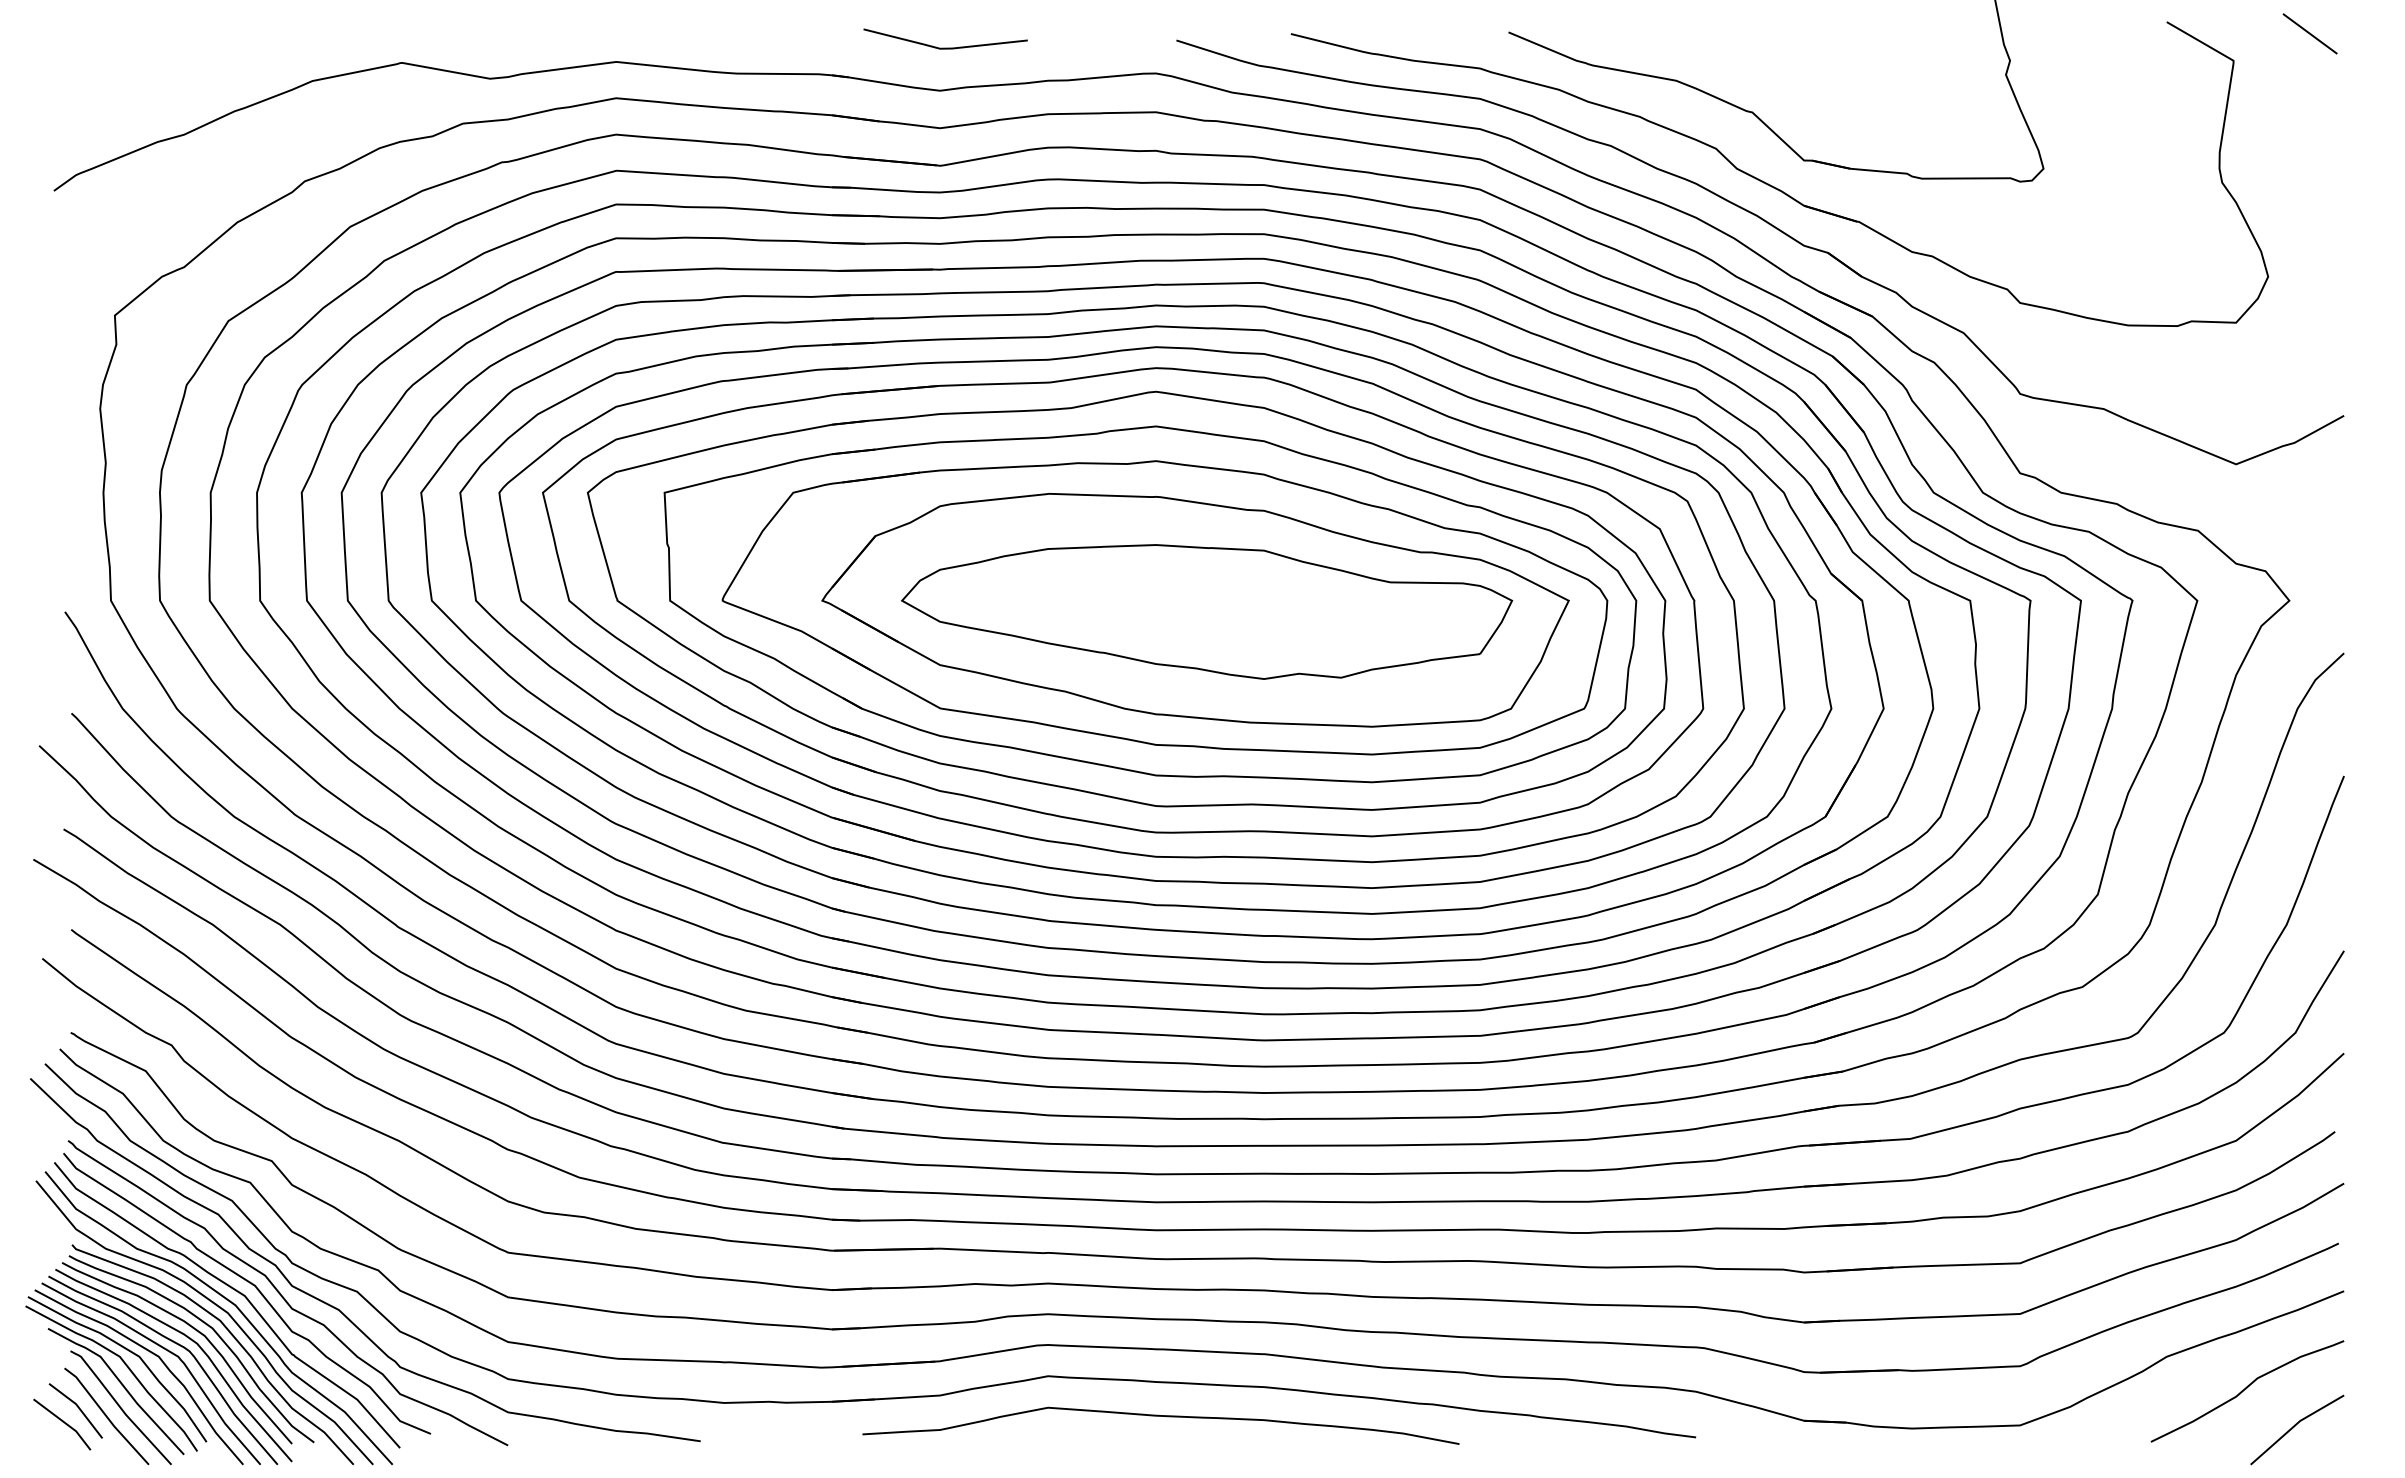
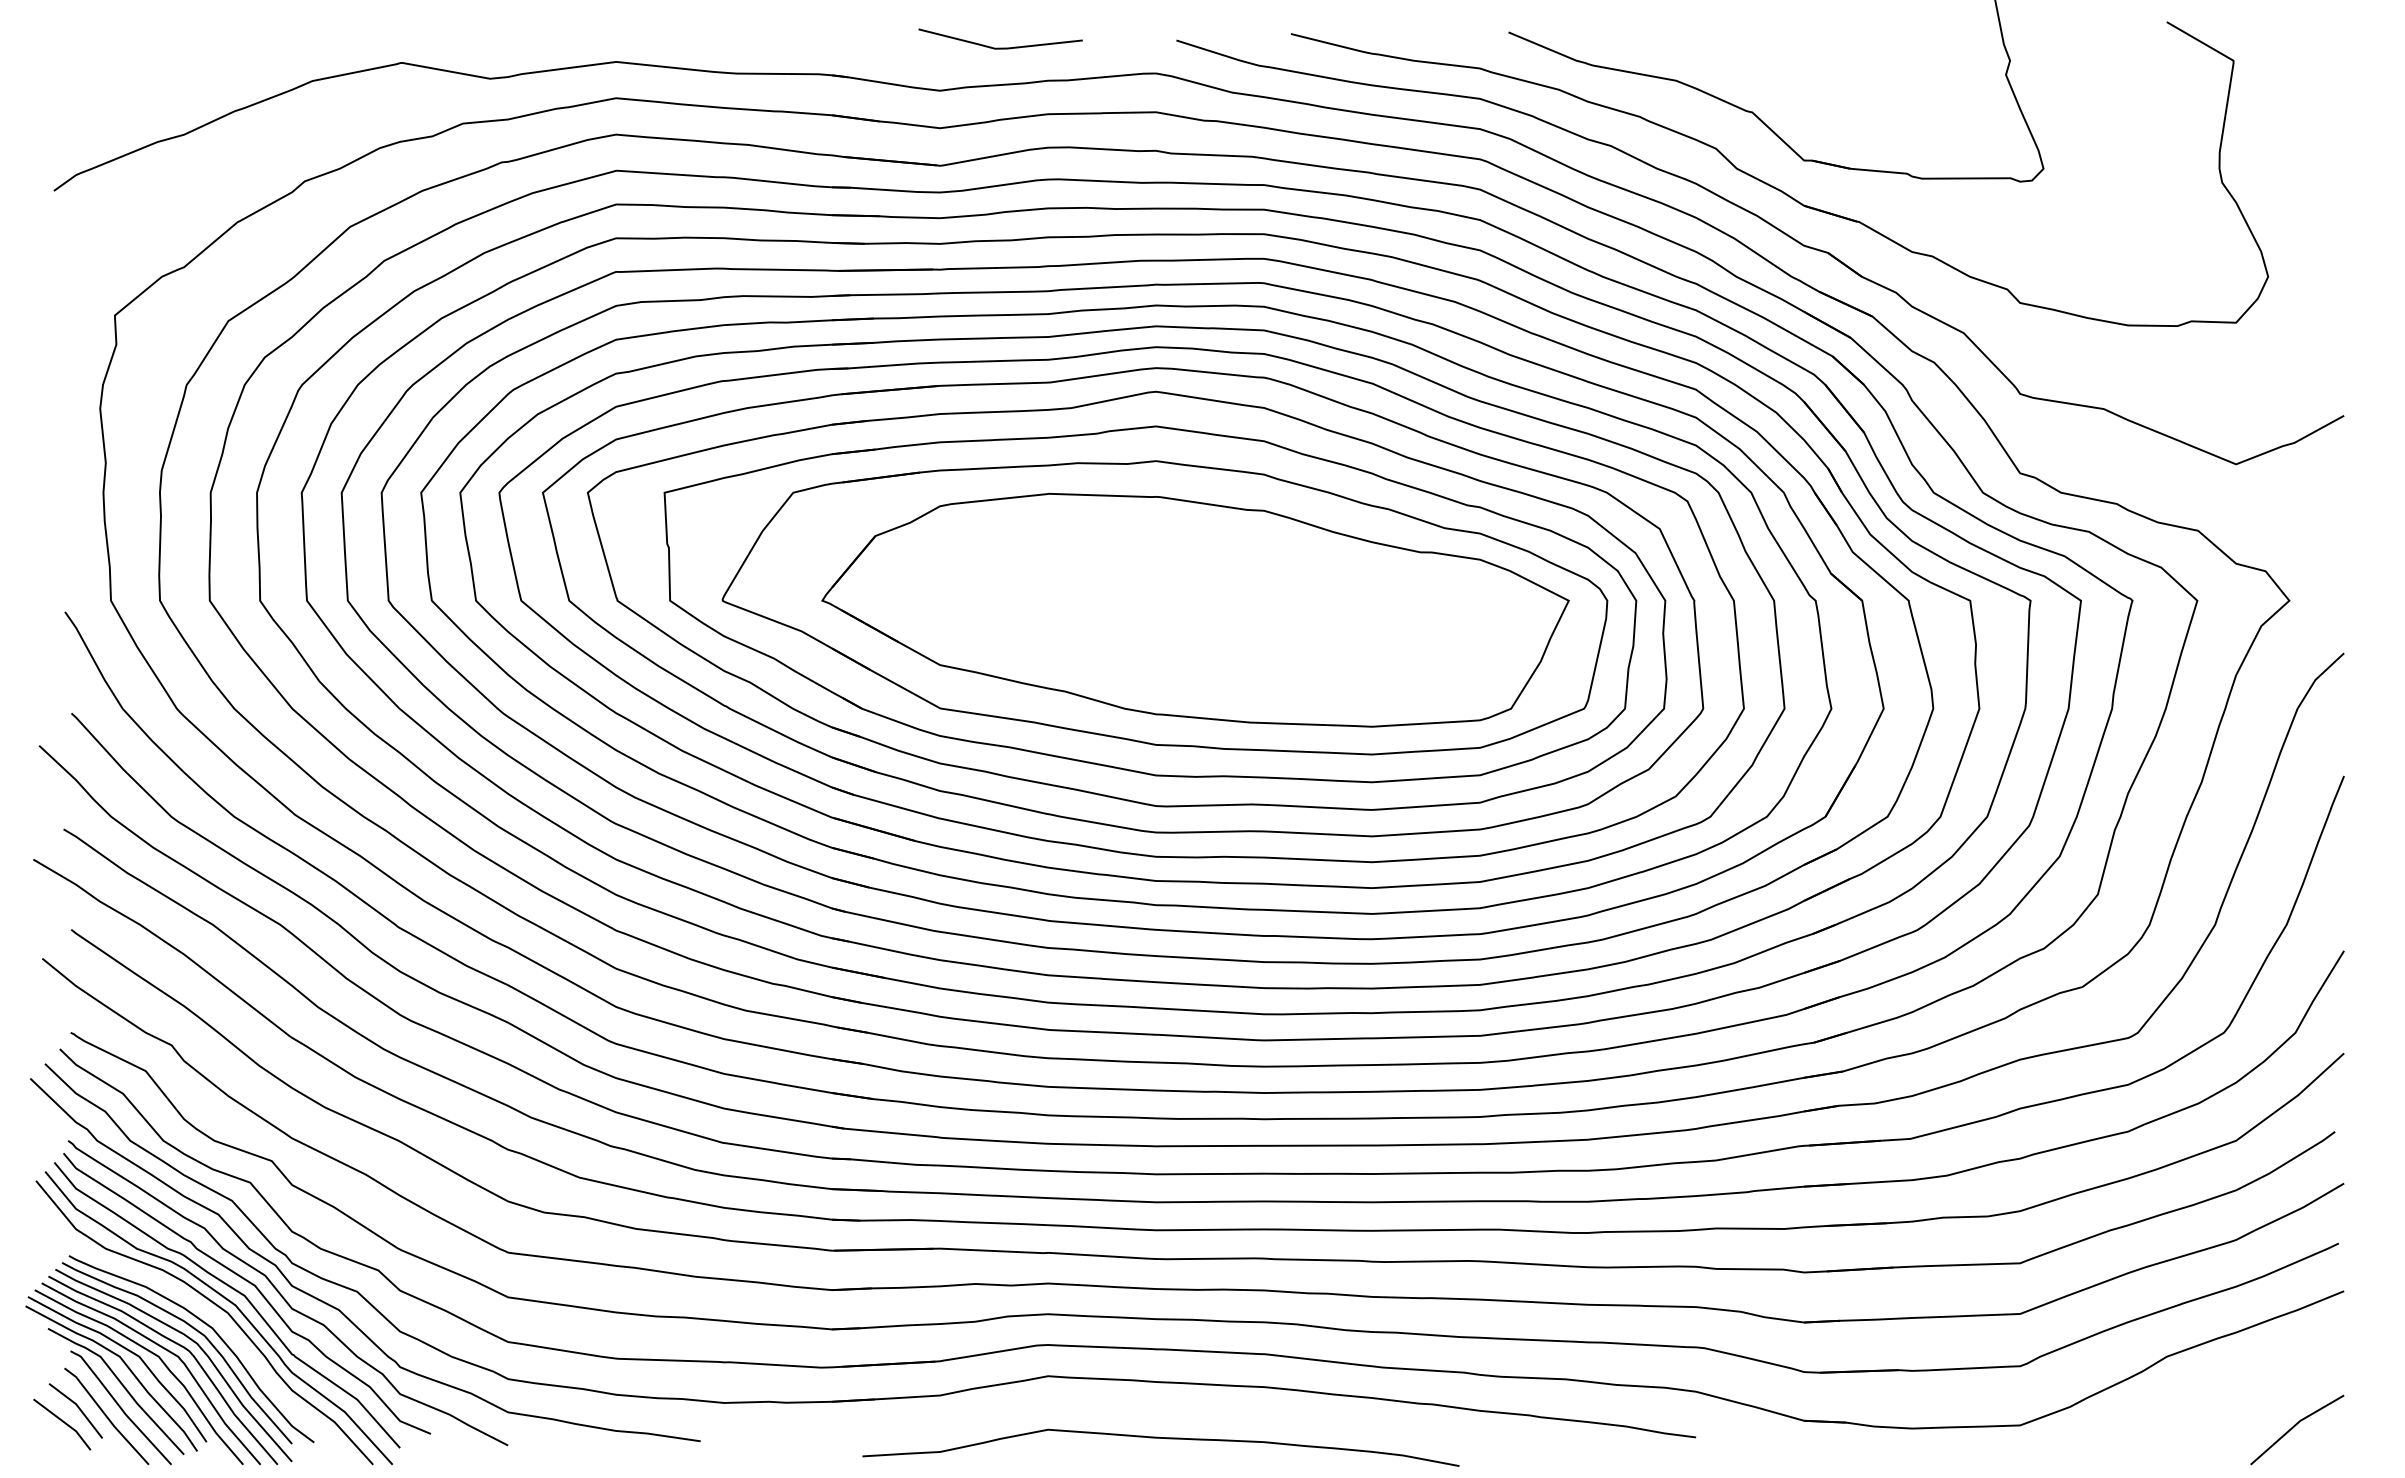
line: present -> none (2309, 33)
line position: (945, 47) -> (1000, 47) (1000, 47)
part: present -> none (1207, 611)
curve: present -> none (231, 1335)
curve: present -> none (2246, 1389)
curve position: (1160, 1416) -> (1160, 1438) (1160, 1438)
